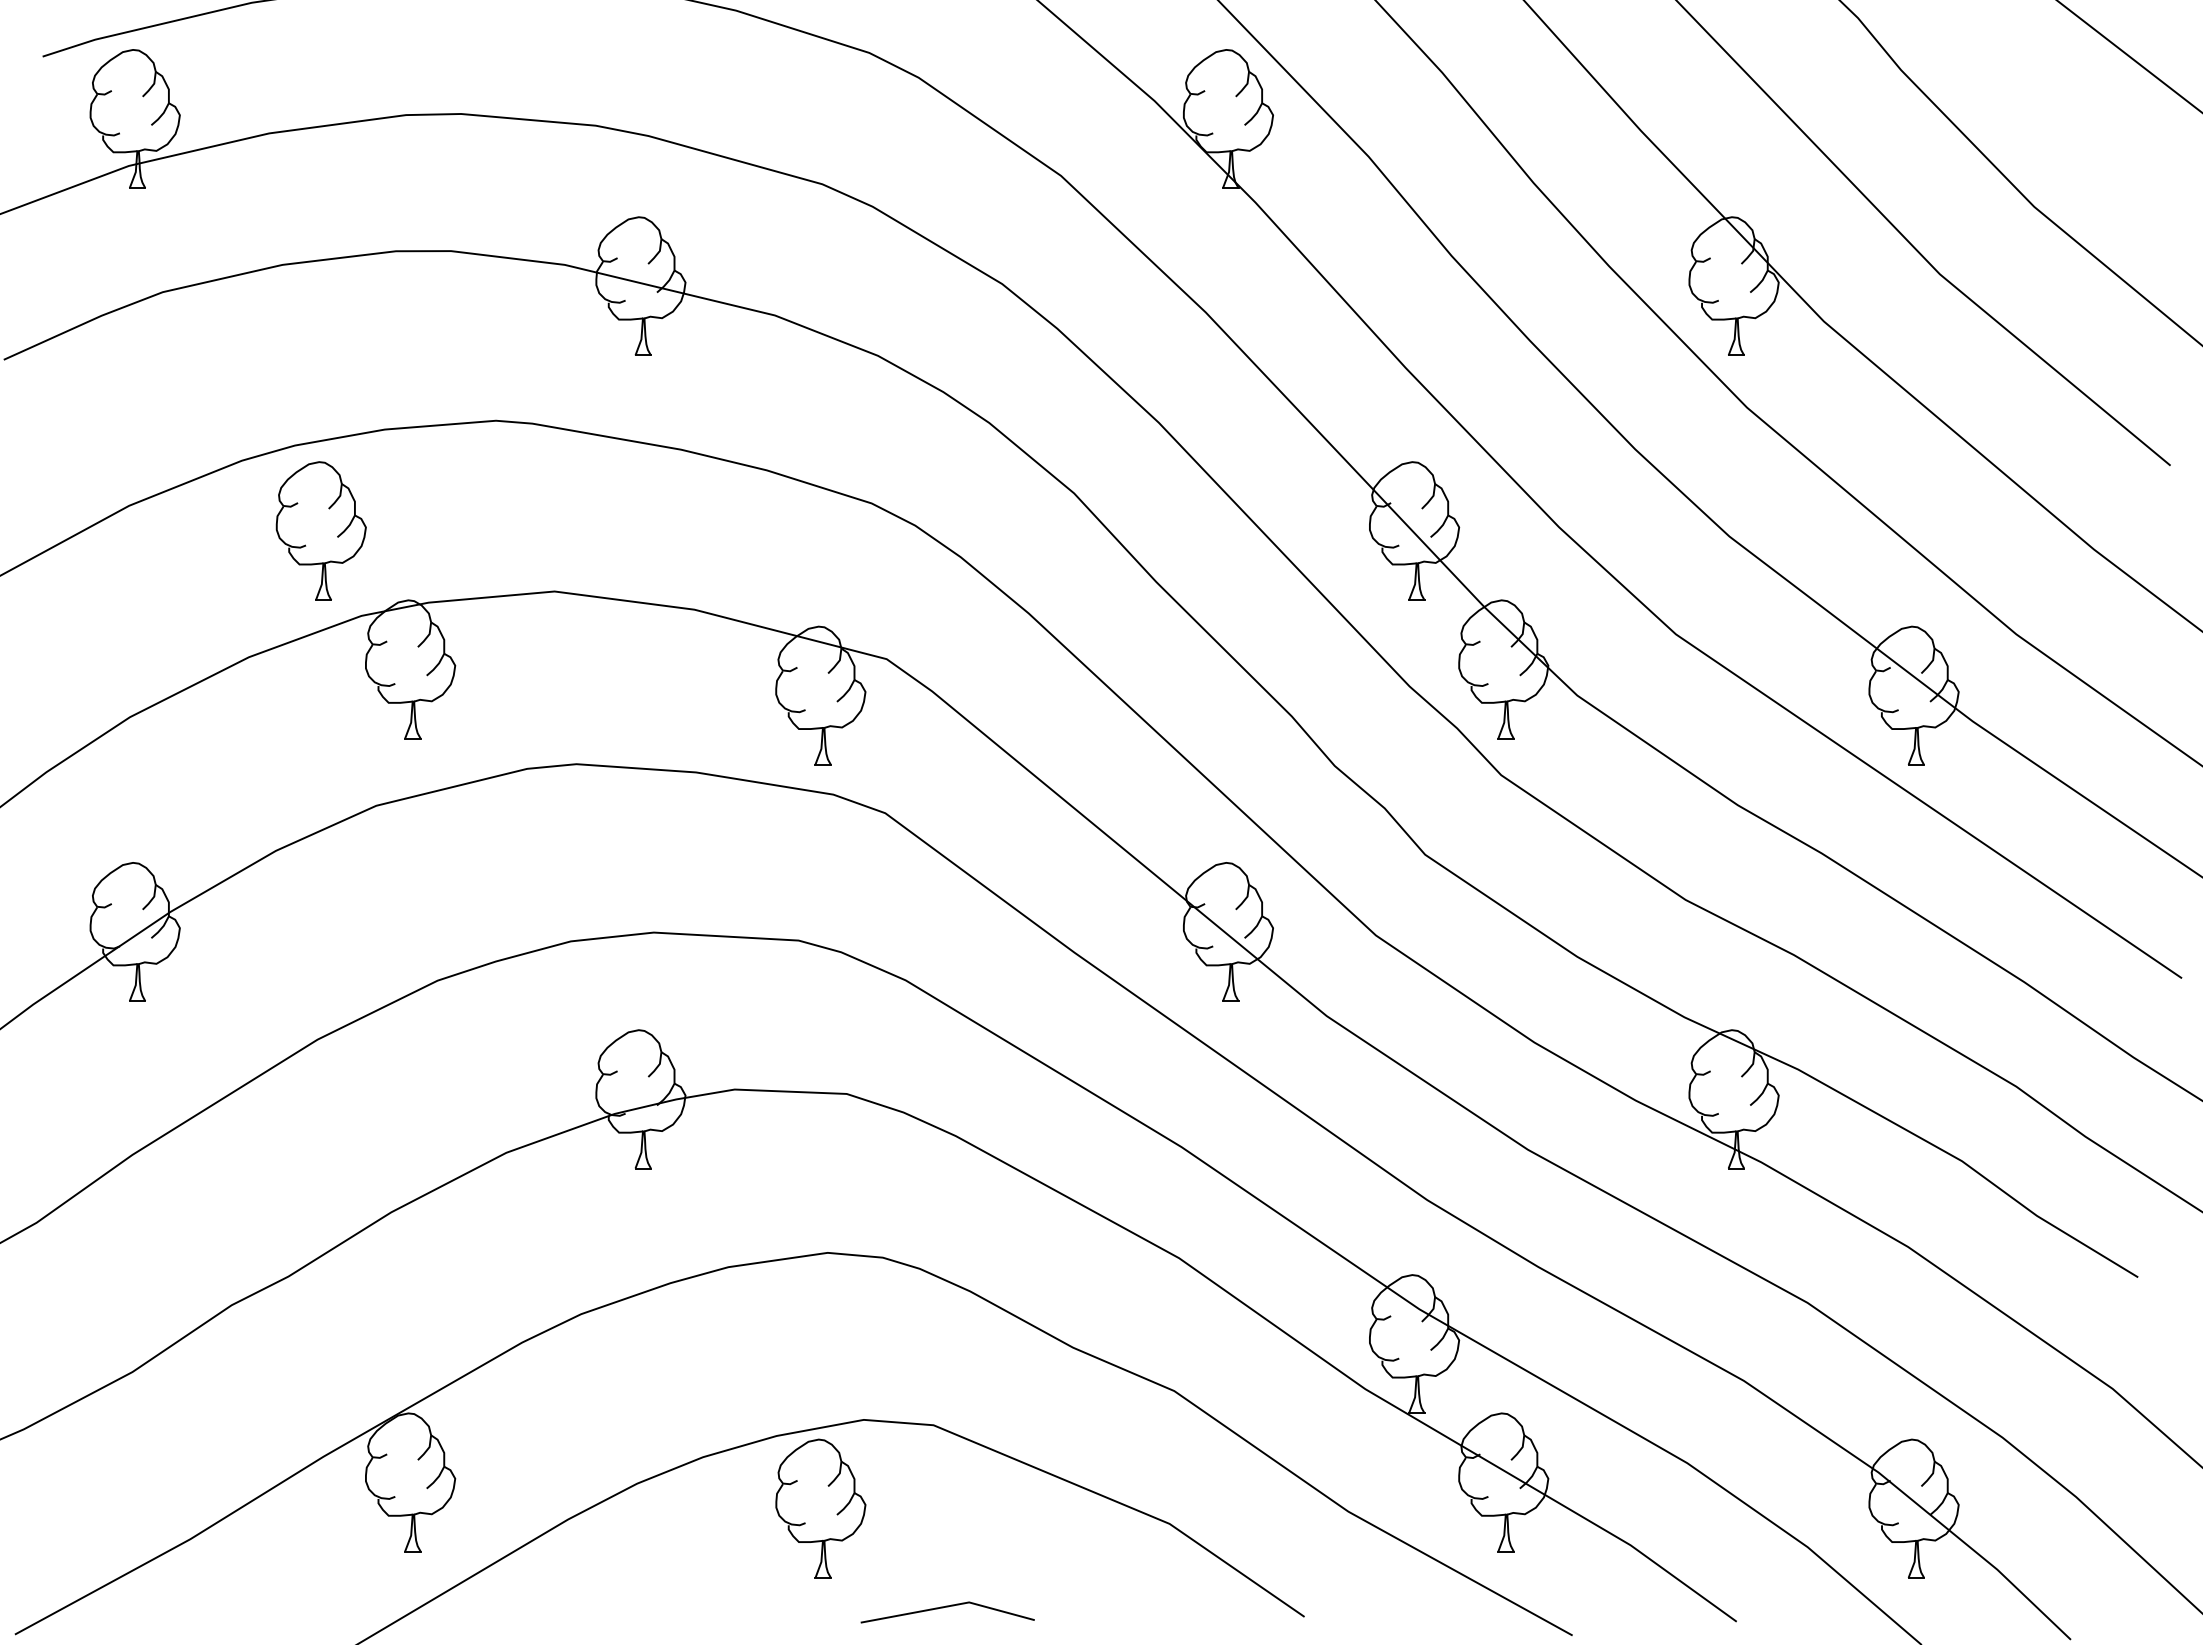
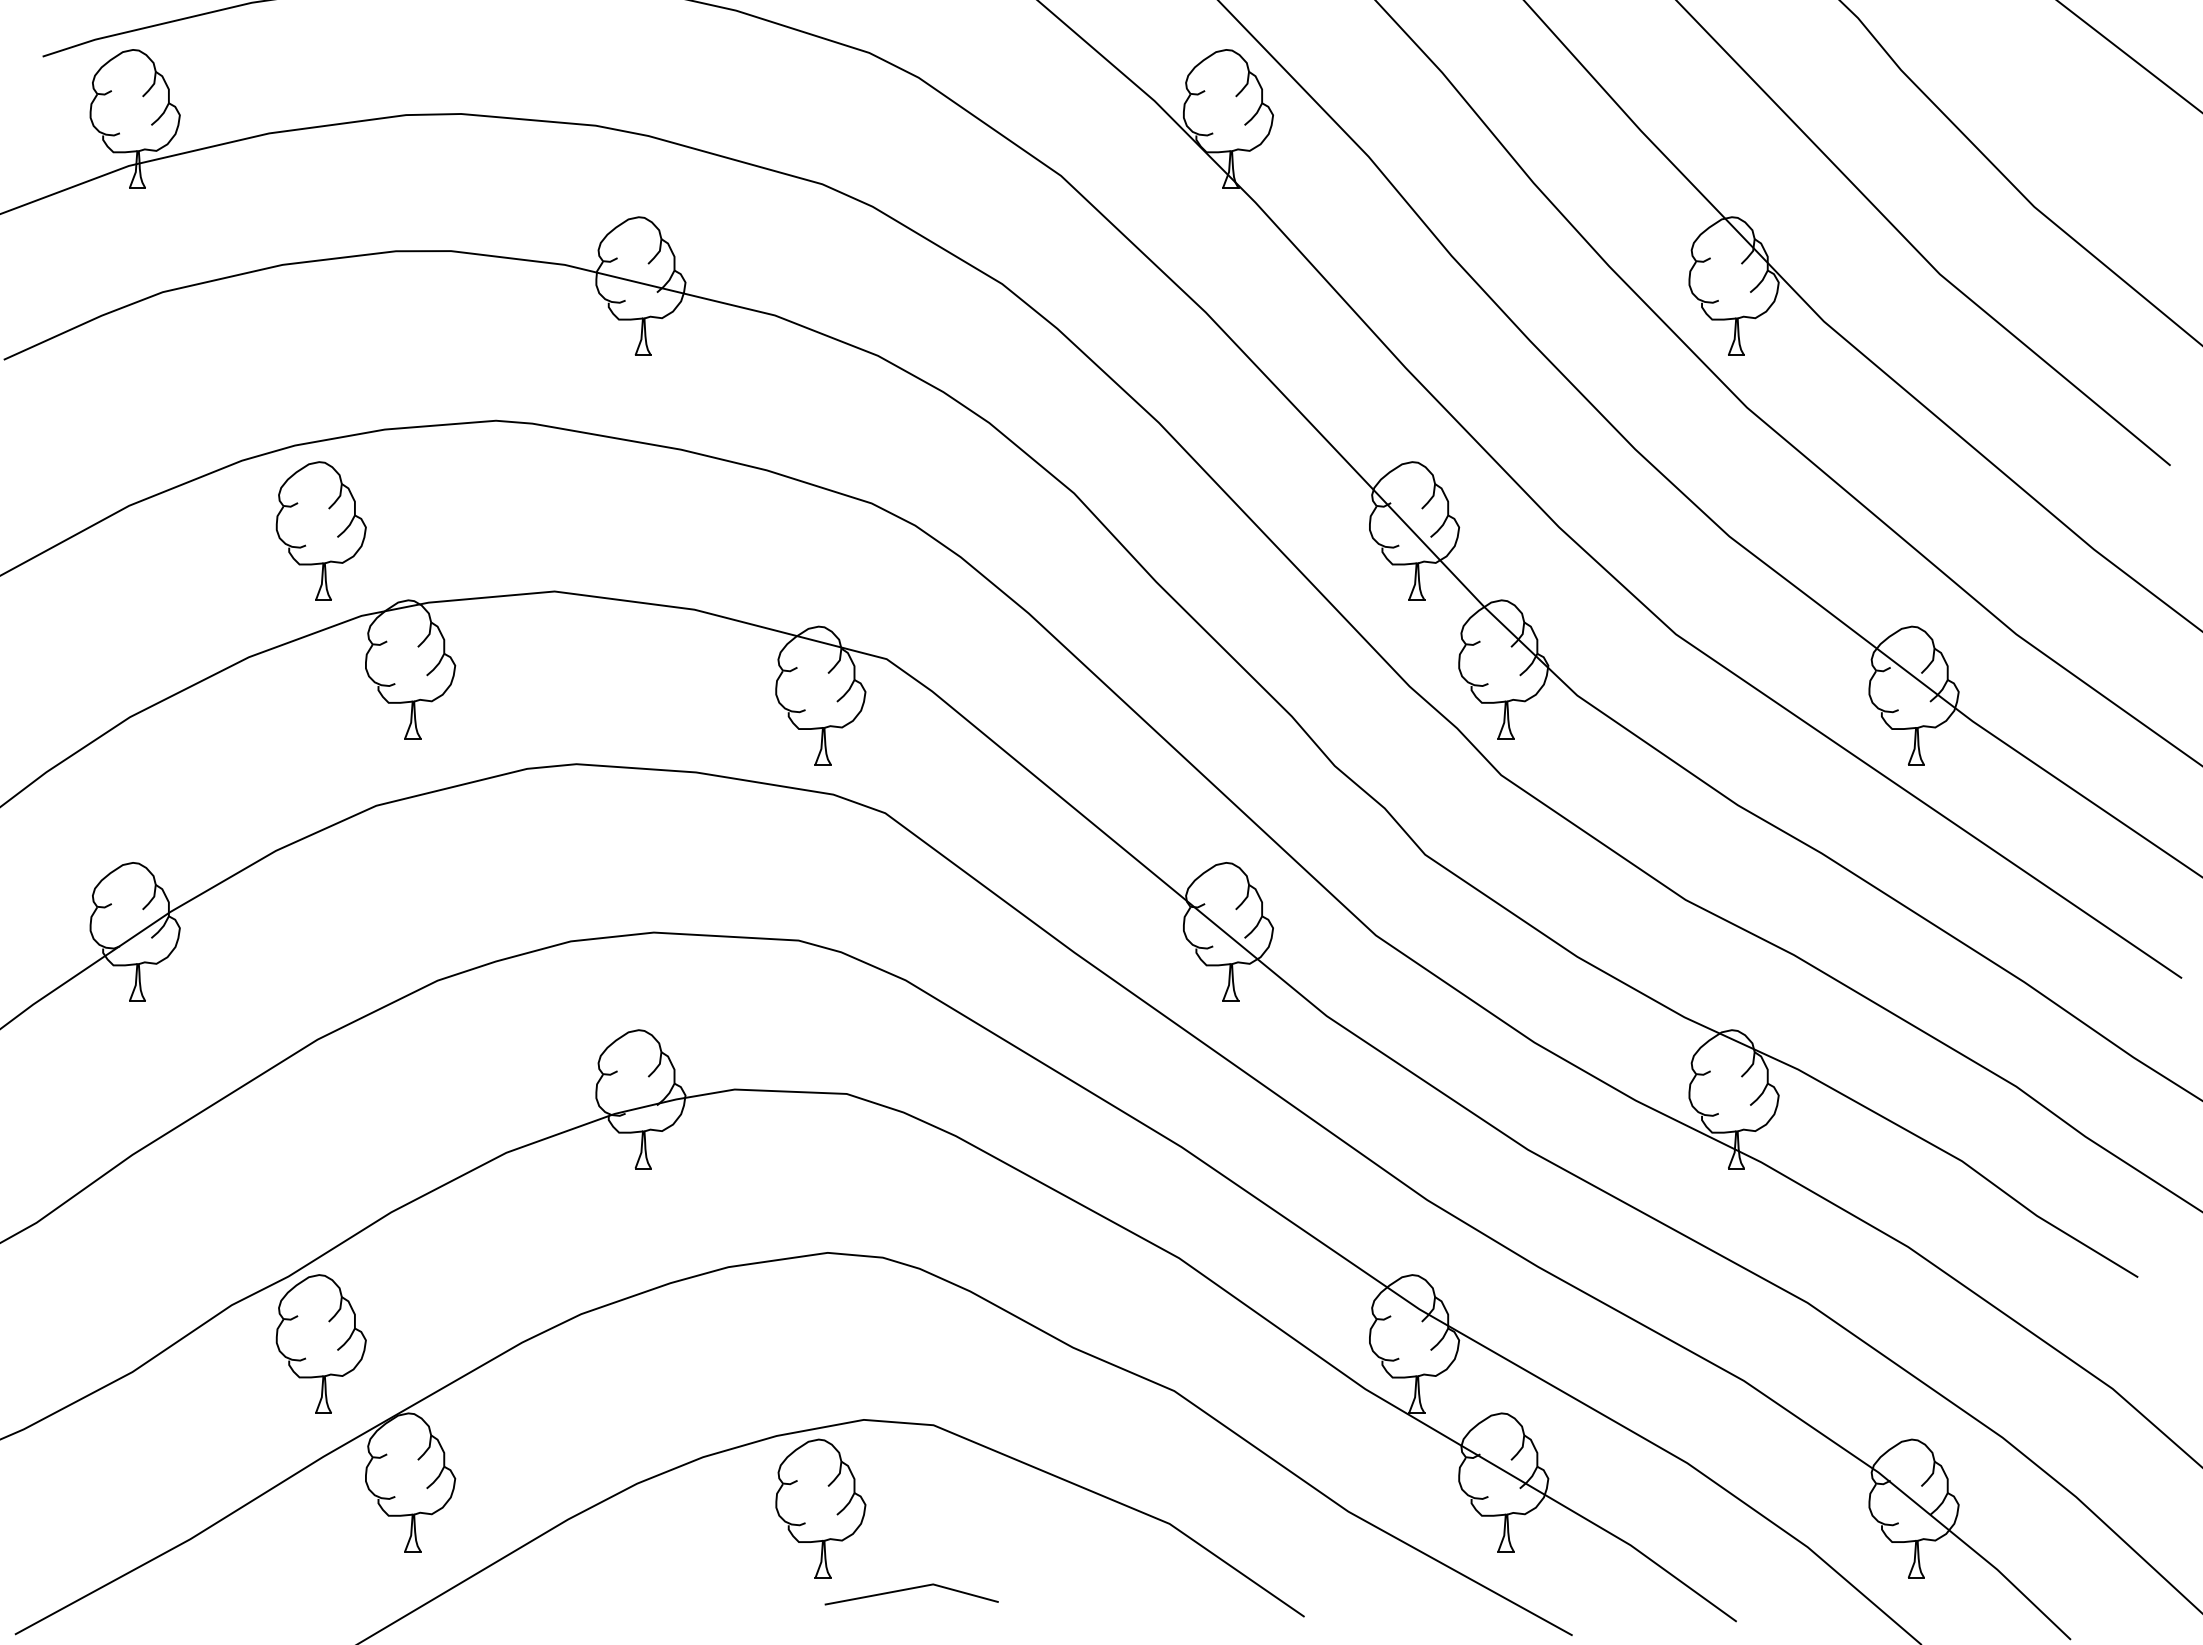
part: none -> present (320, 1343)
line position: (947, 1607) -> (911, 1589) (911, 1589)
